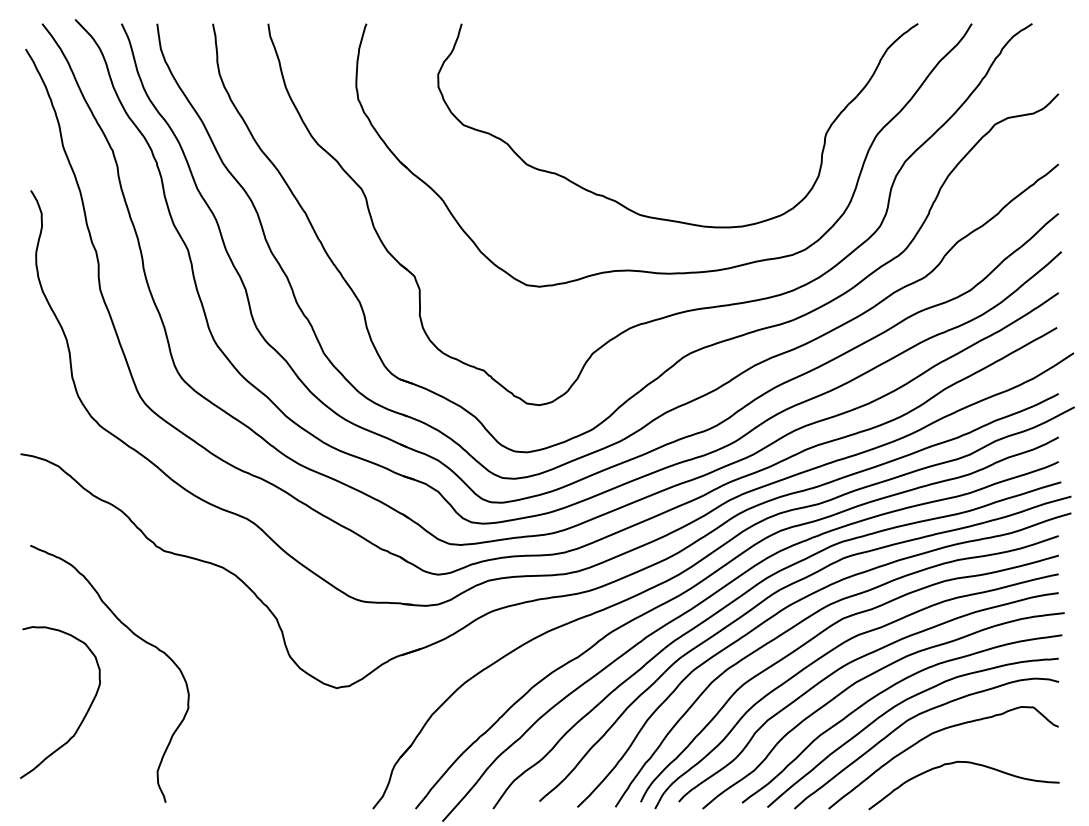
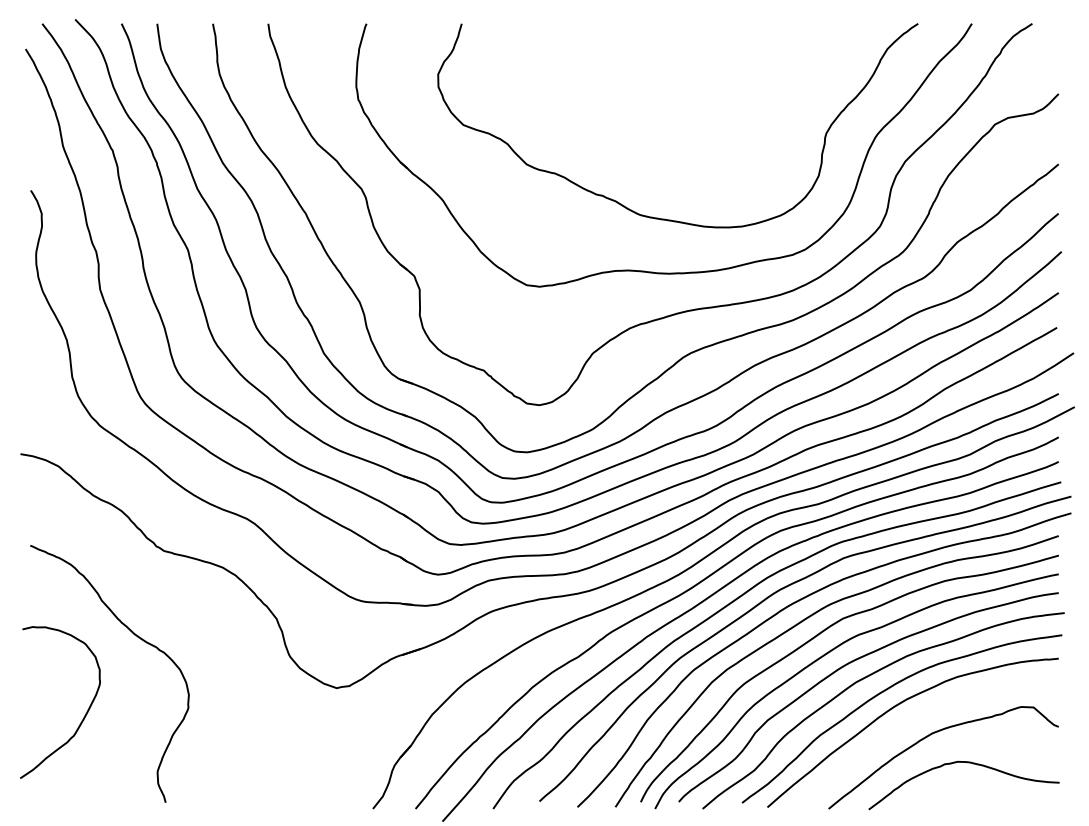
curve: present -> none (913, 718)
